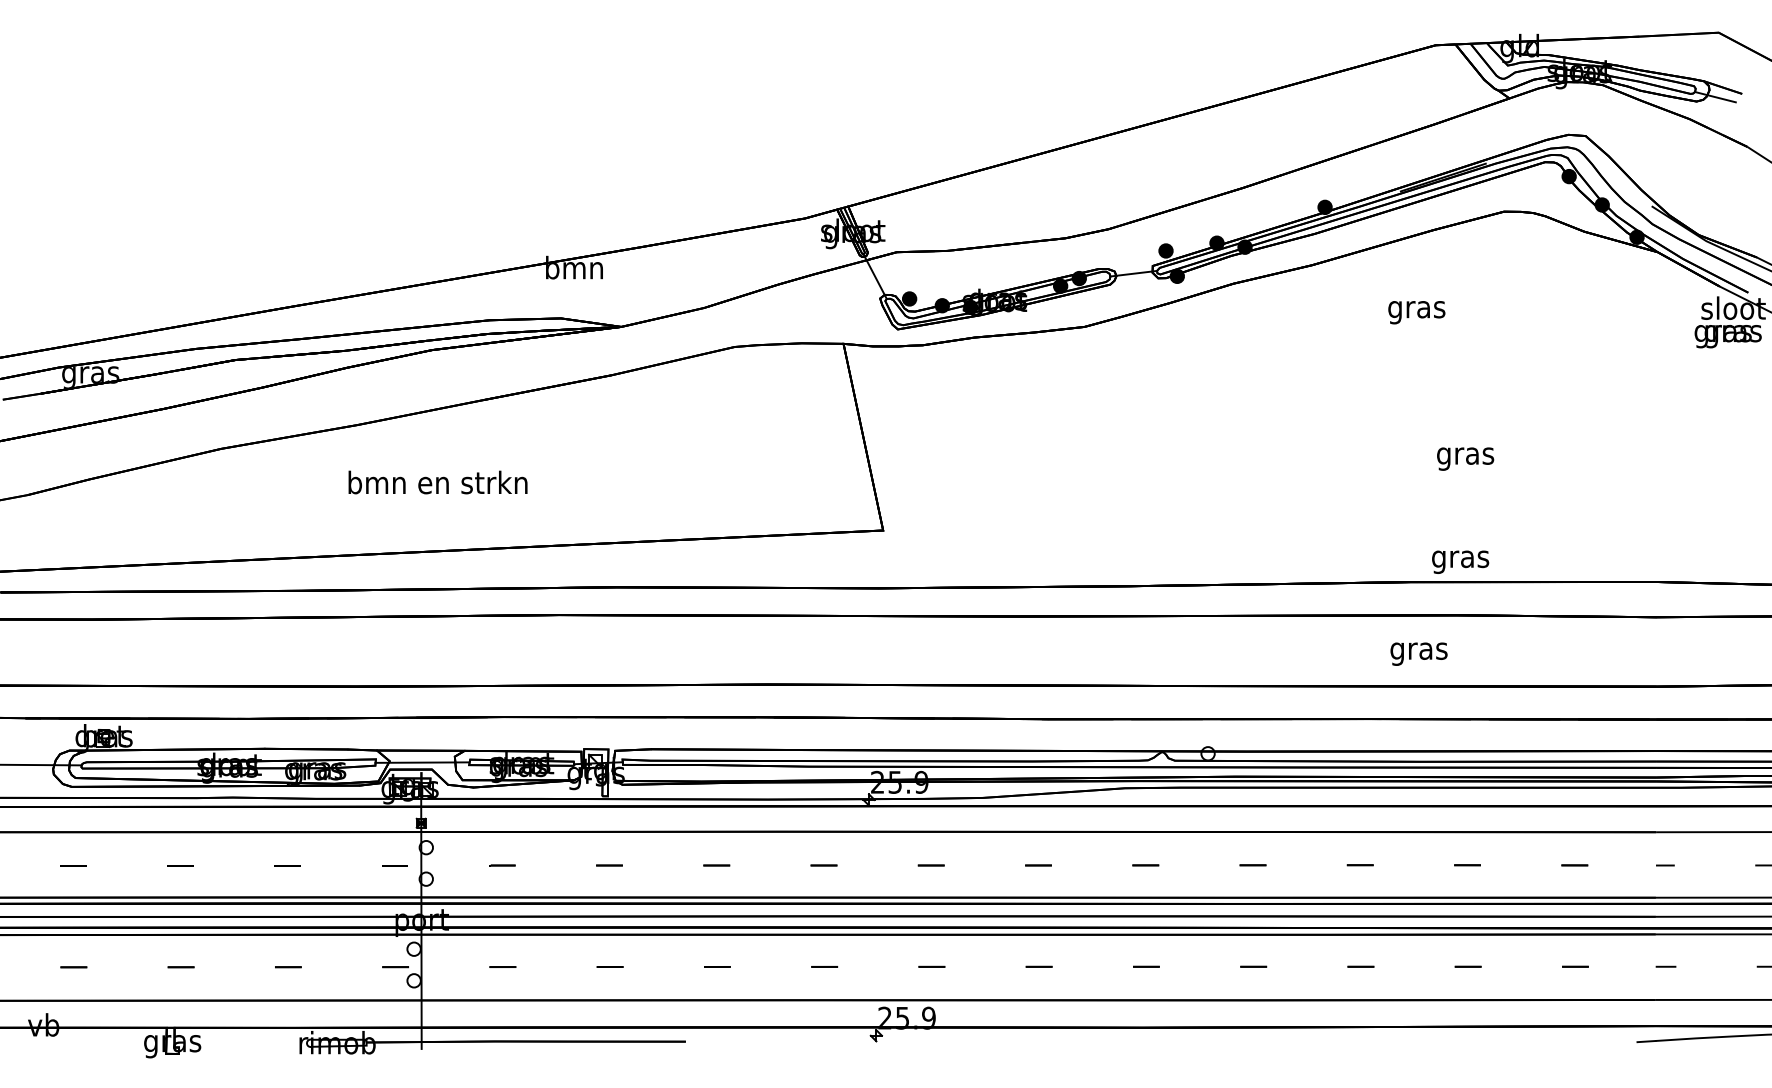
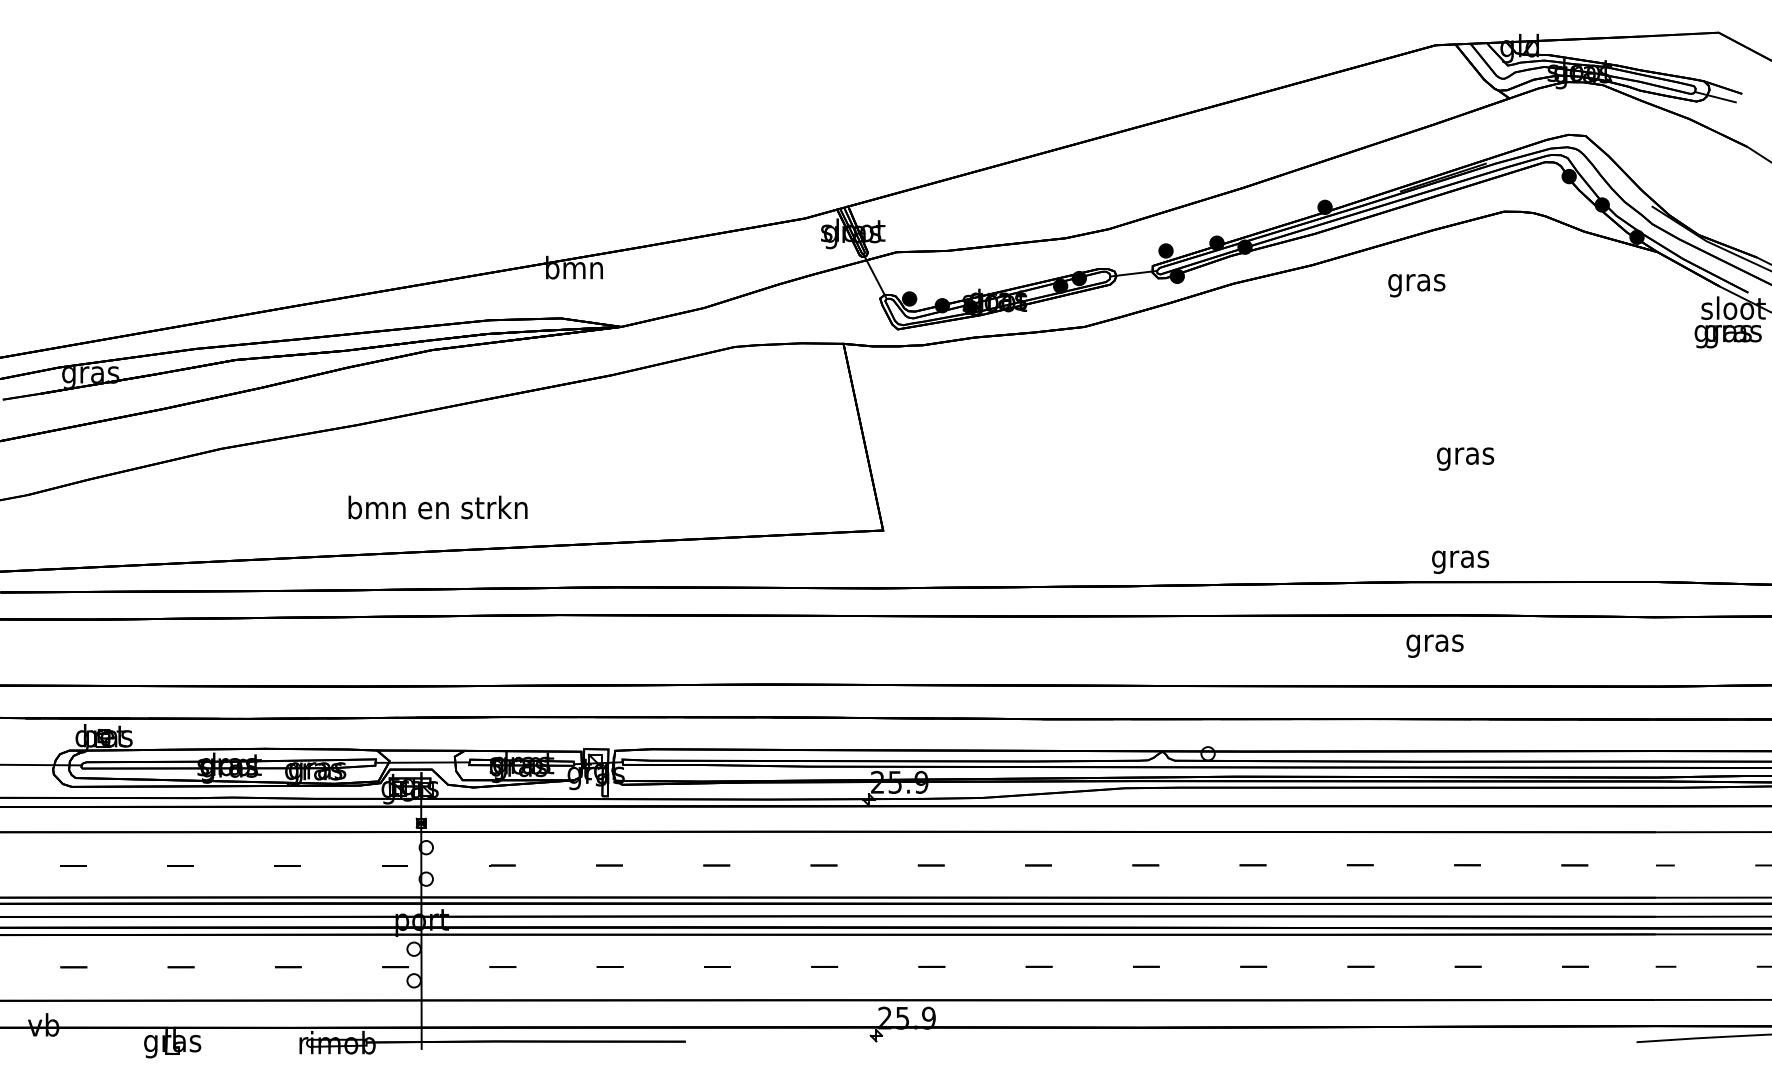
text position: (1416, 312) -> (1416, 285) (1416, 285)
text position: (437, 482) -> (437, 507) (437, 507)
text position: (1418, 653) -> (1434, 645) (1434, 645)
